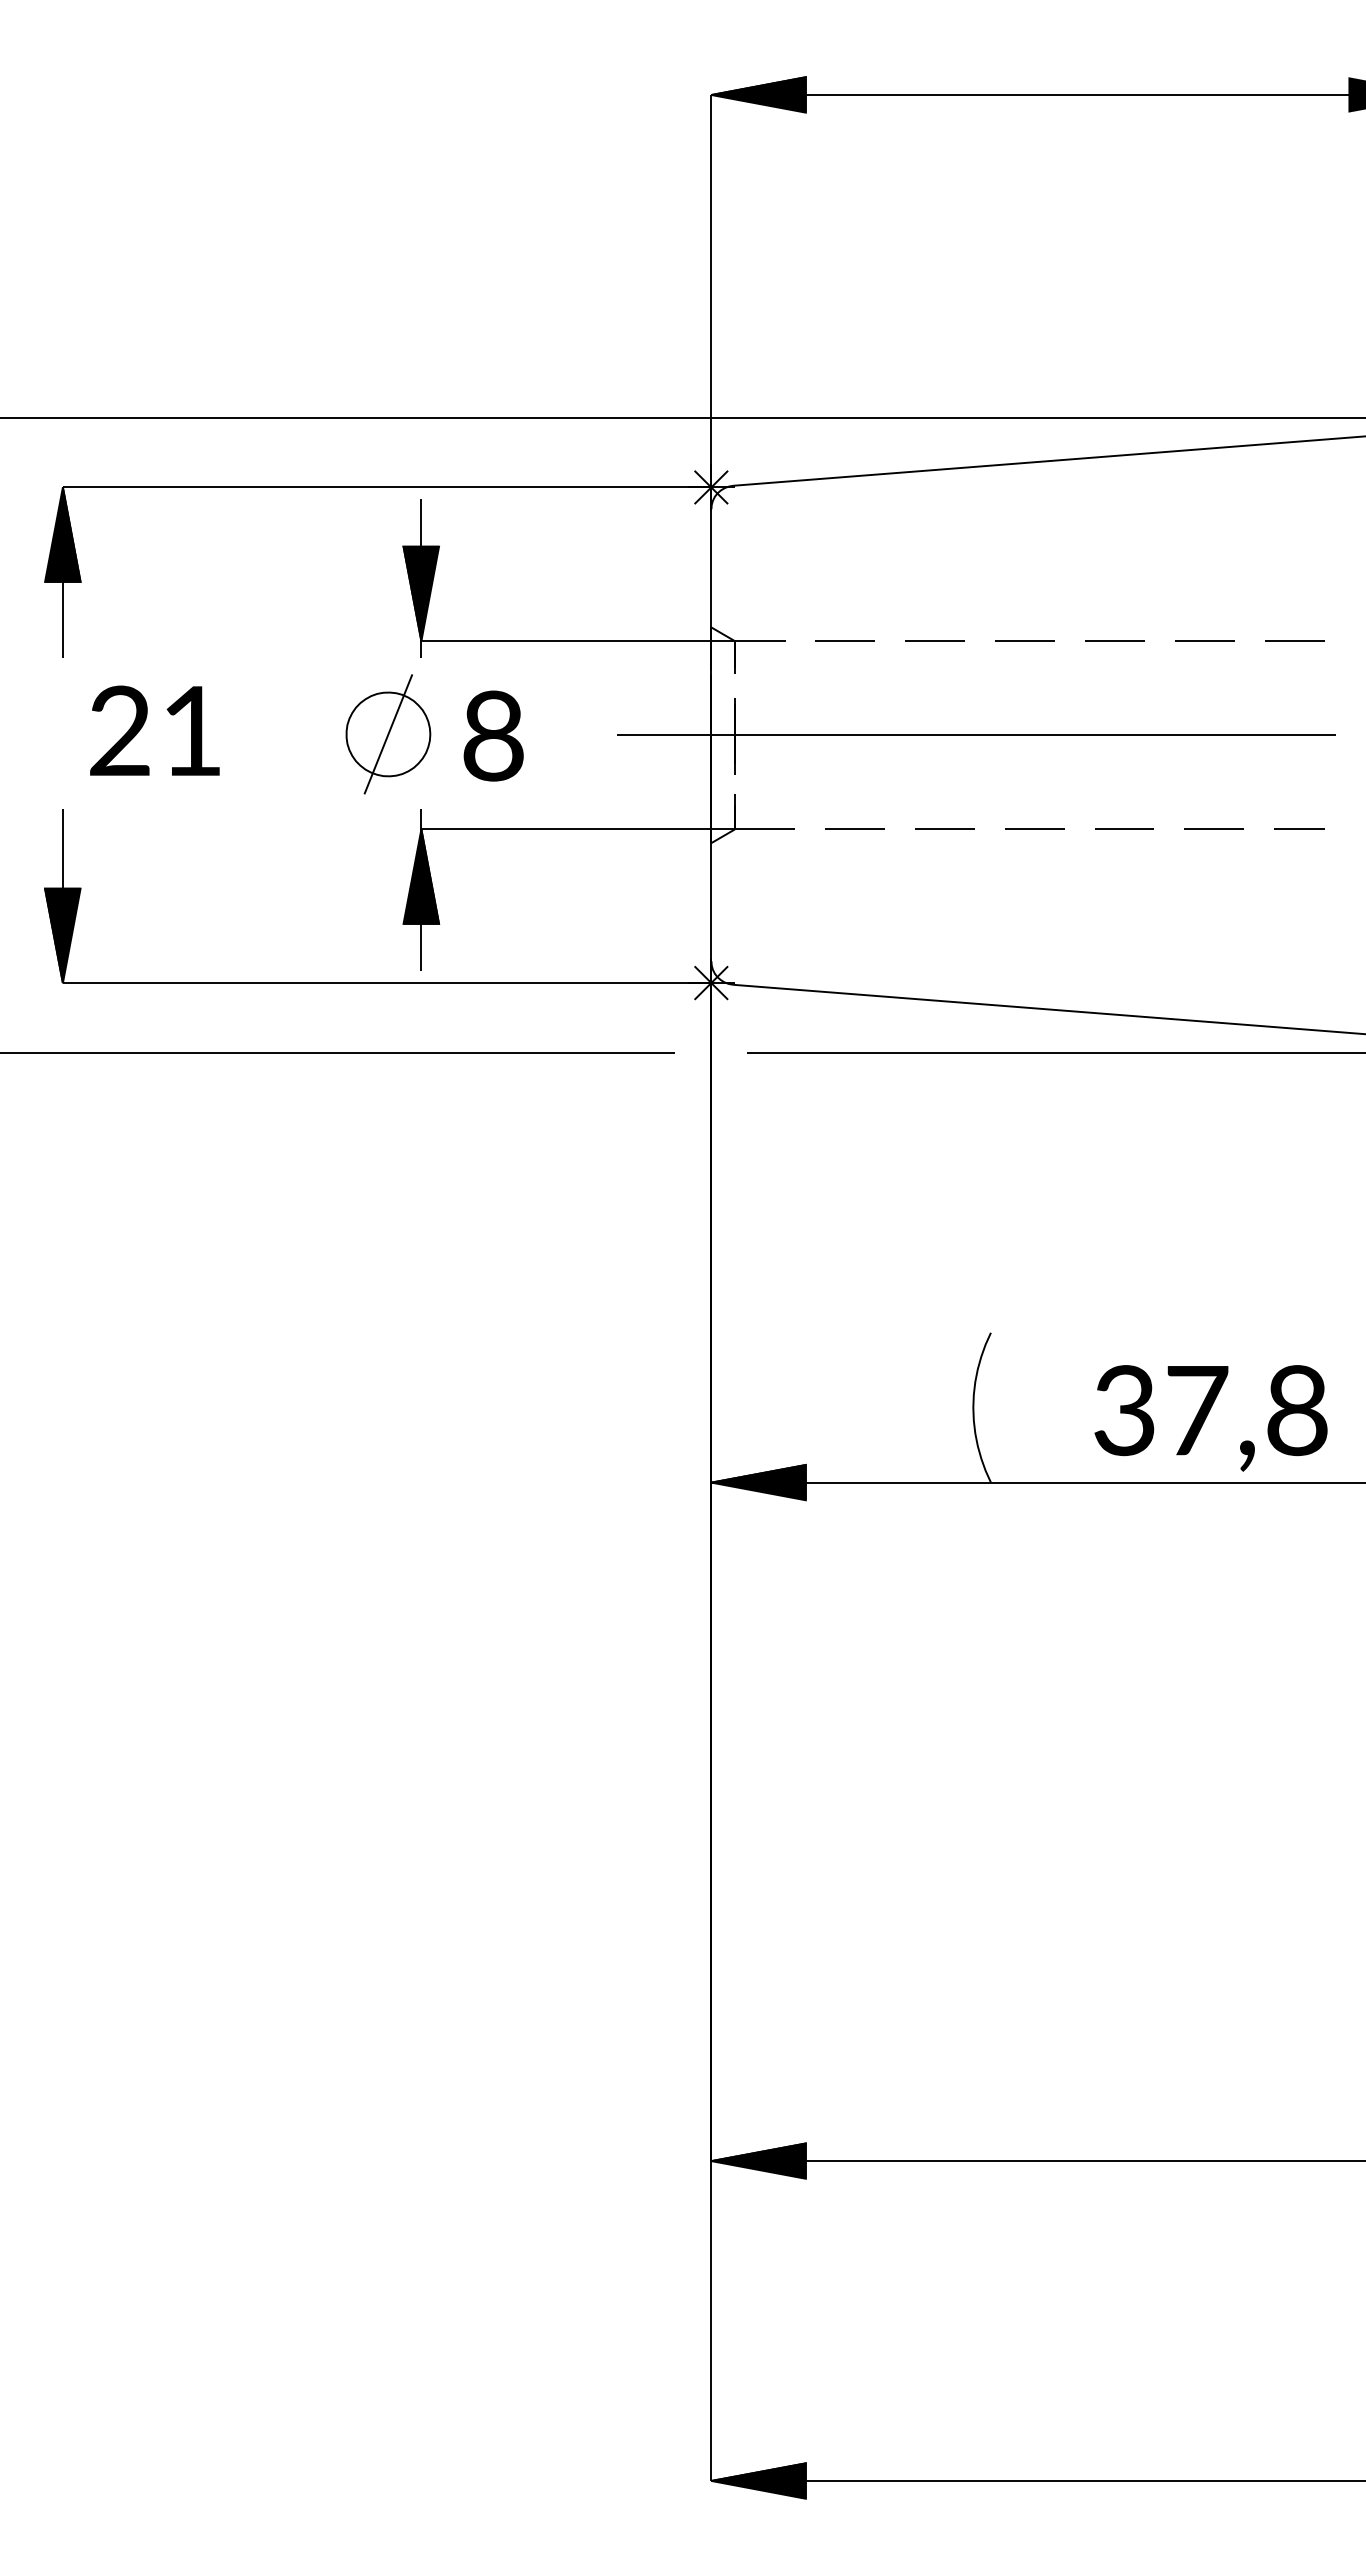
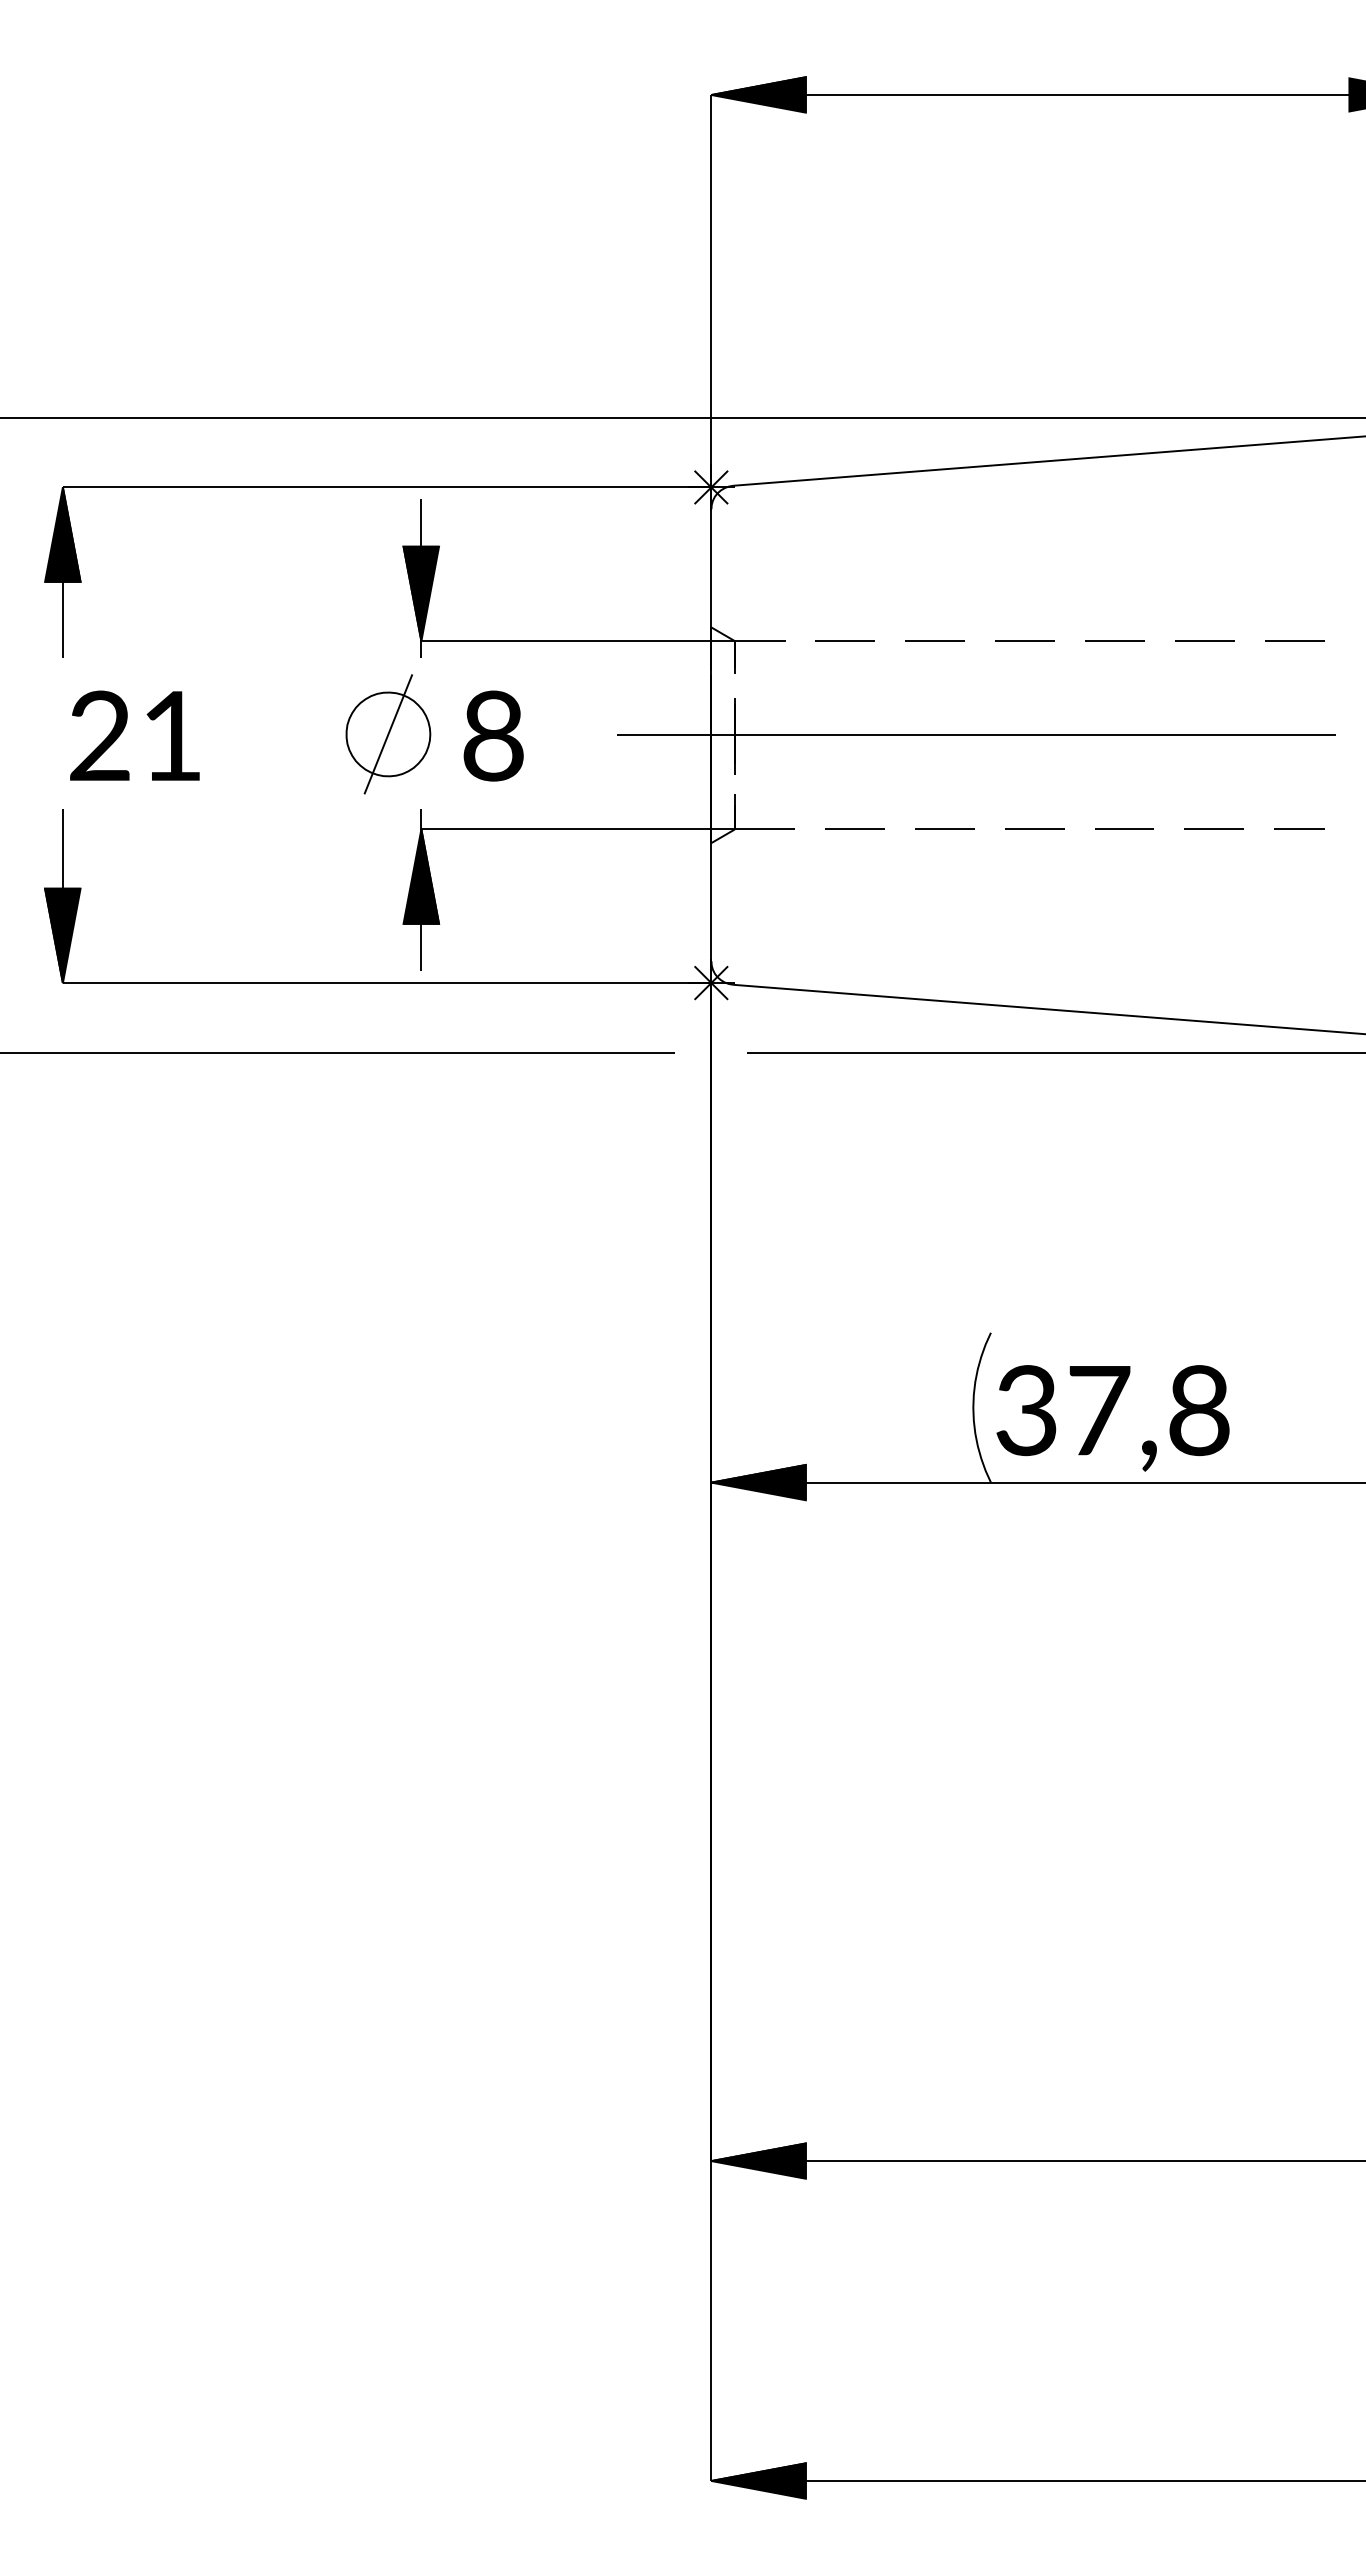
text position: (154, 730) -> (134, 735) (134, 735)
text position: (1210, 1418) -> (1112, 1418) (1112, 1418)
